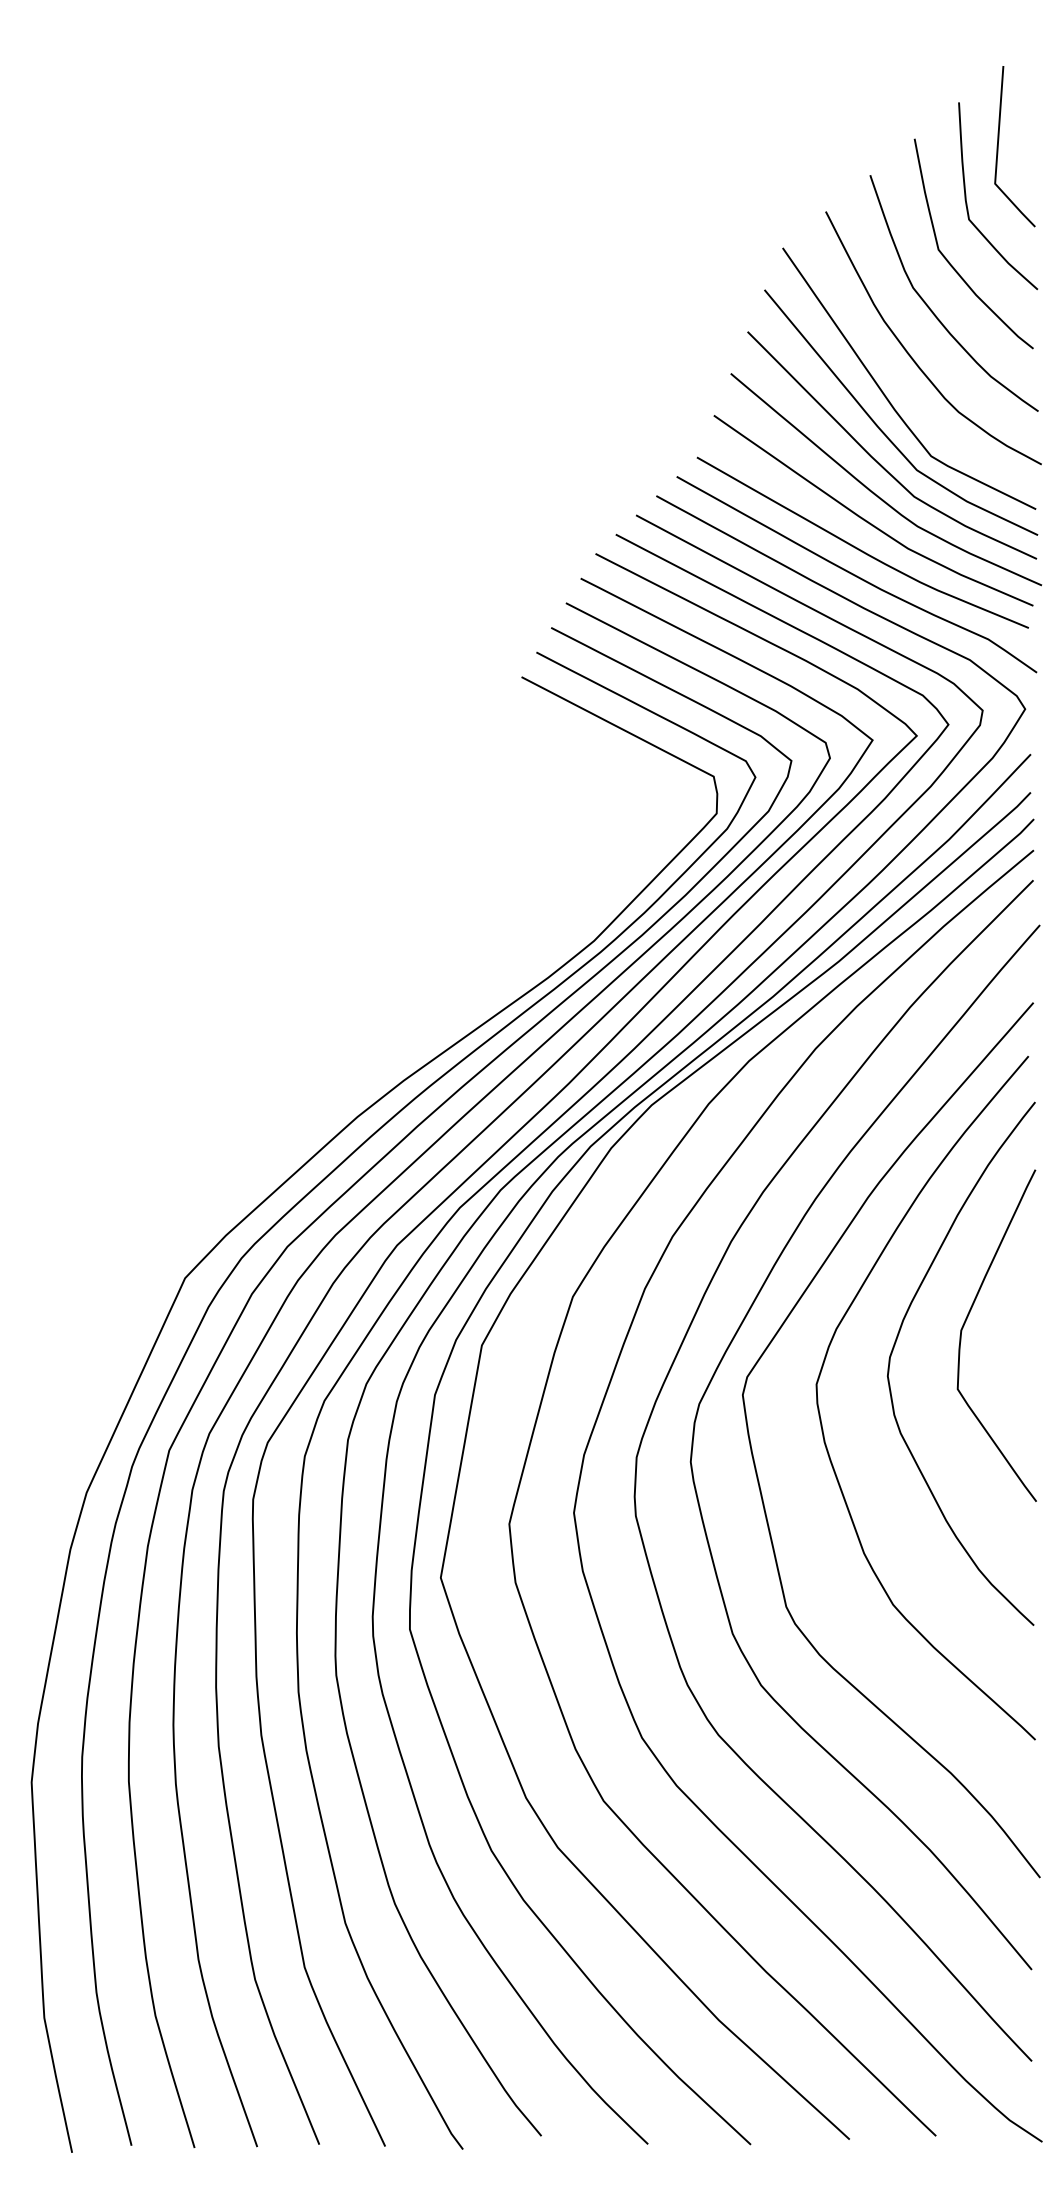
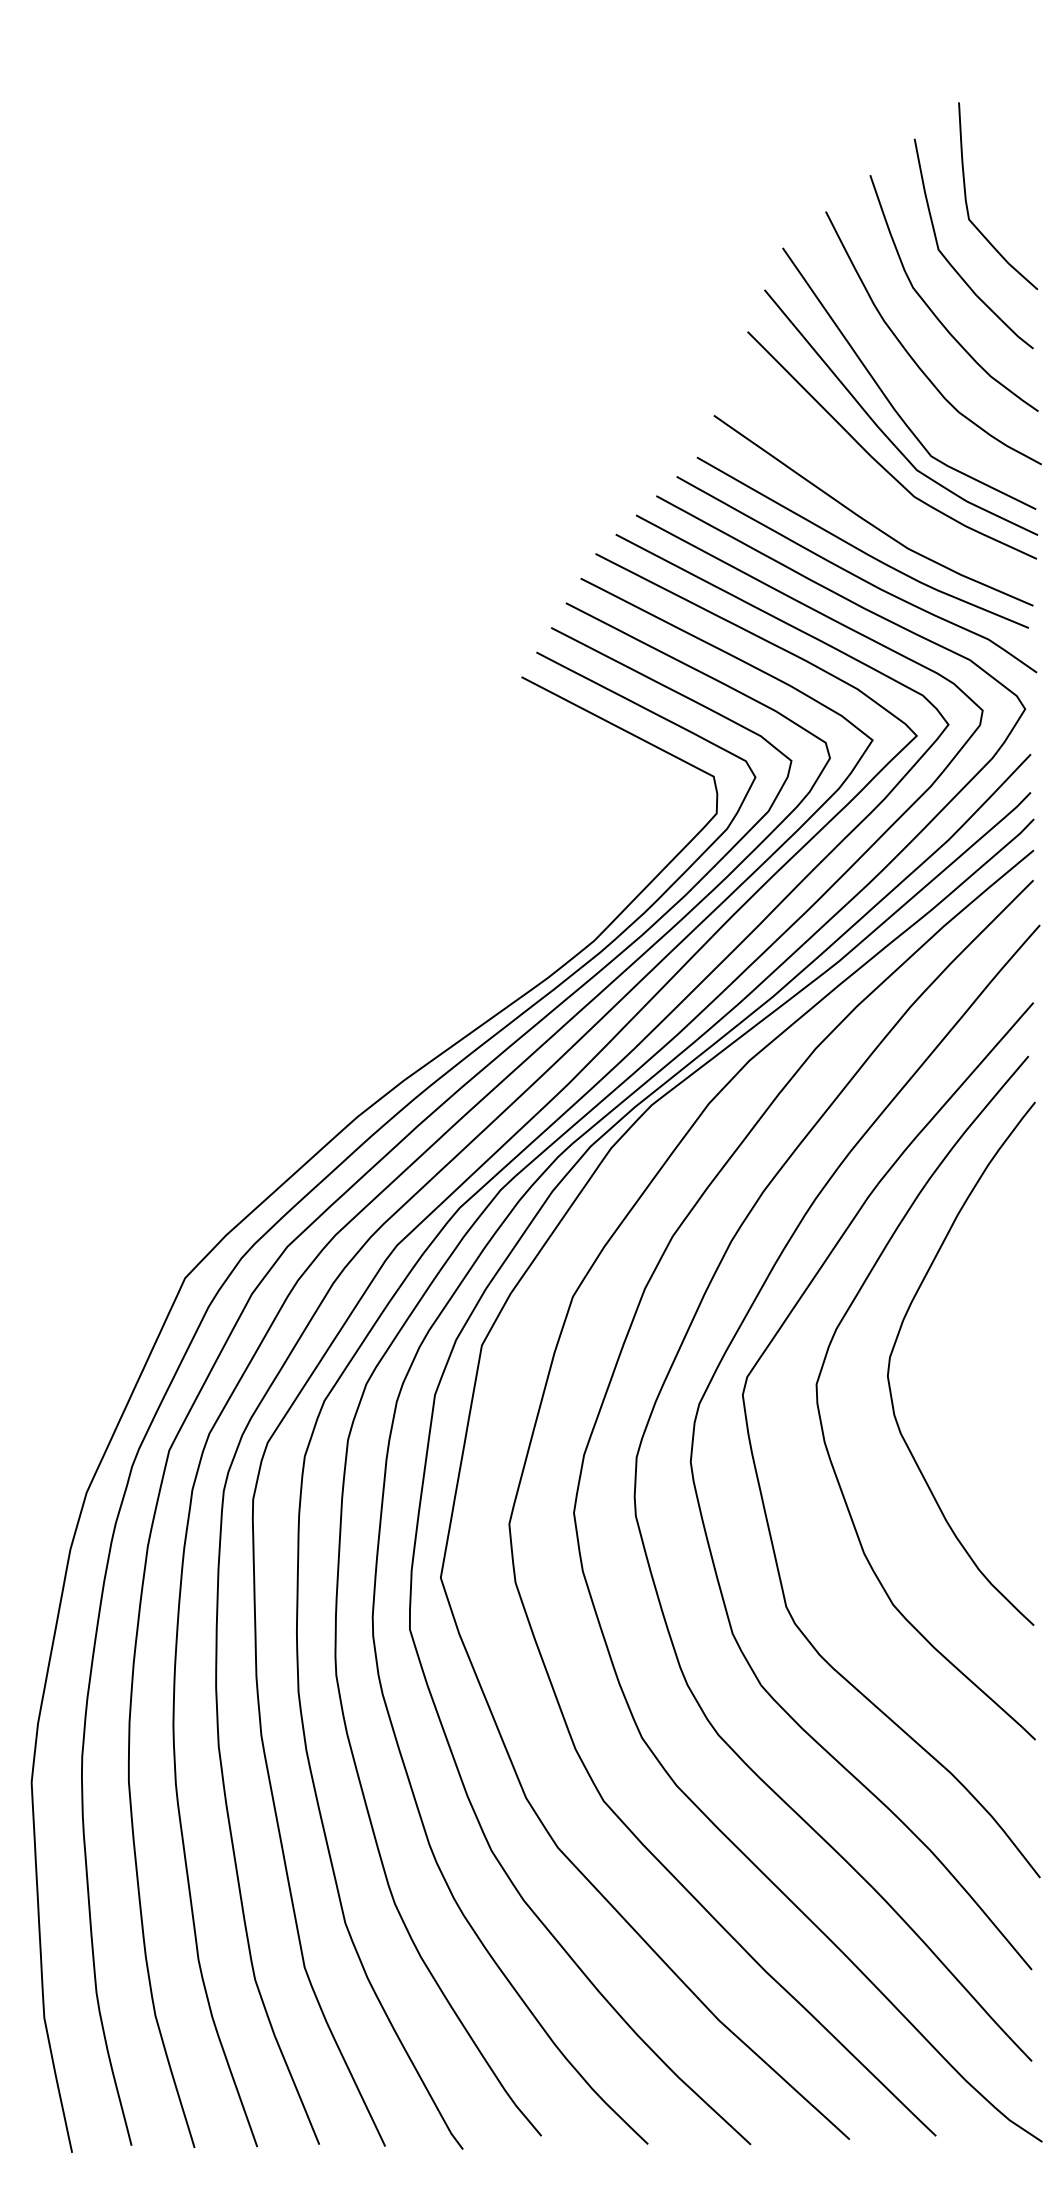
curve: present -> none (998, 146)
curve: present -> none (873, 491)
curve: present -> none (966, 1321)
